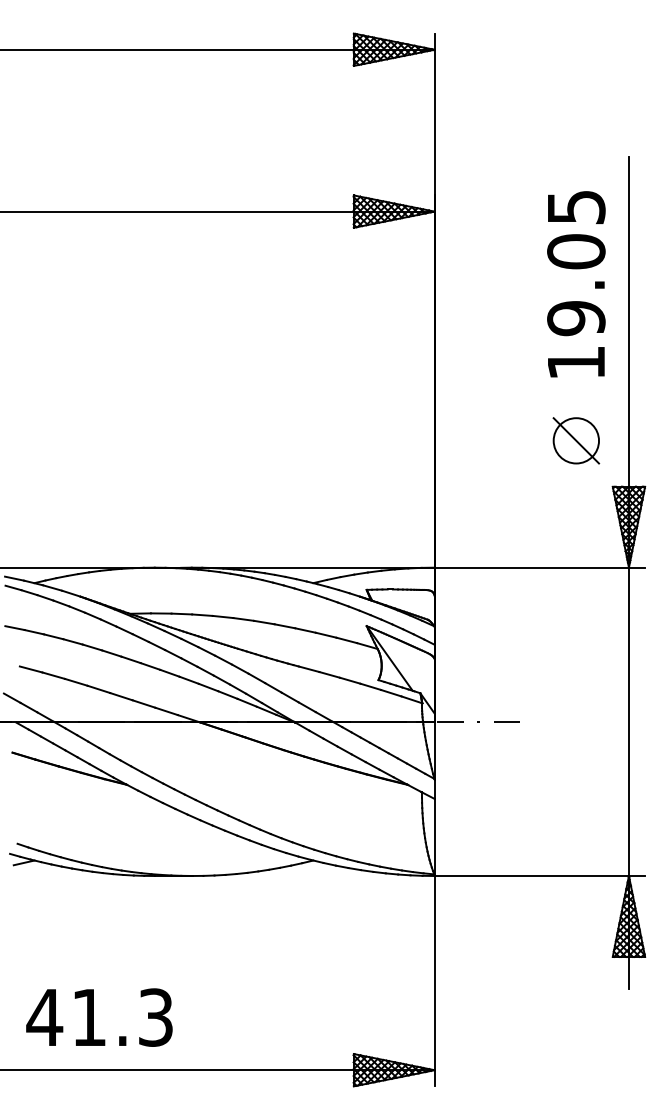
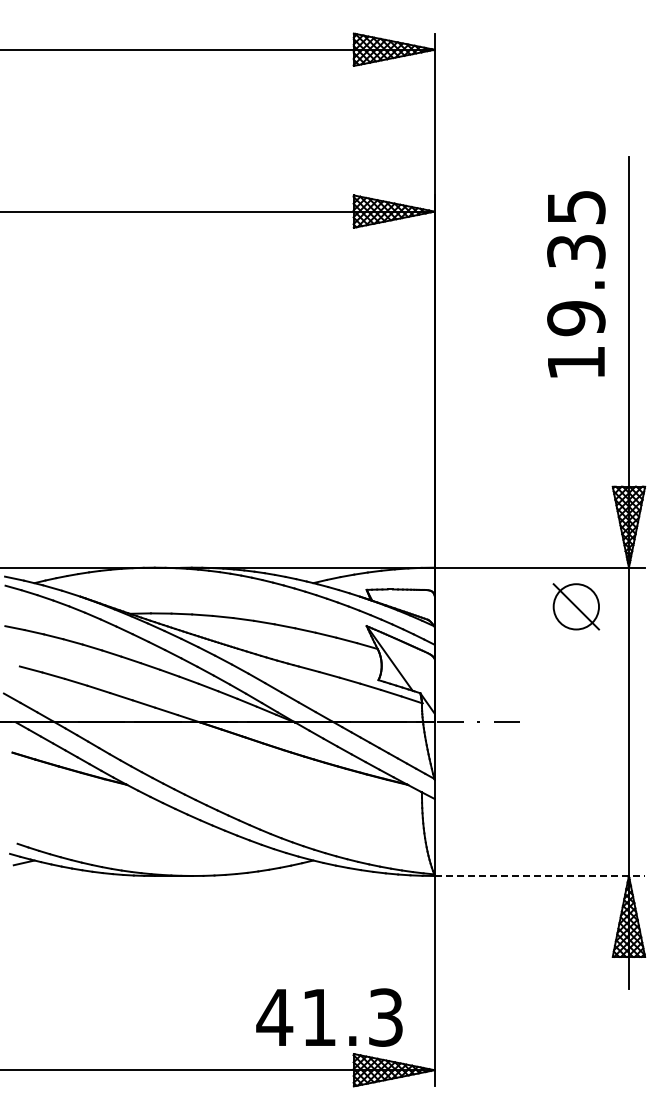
text: 19.05 -> 19.35 (576, 251)
part position: (576, 440) -> (576, 606) (576, 606)
line: solid -> dashed (540, 876)
text position: (99, 1017) -> (329, 1017) (329, 1017)
